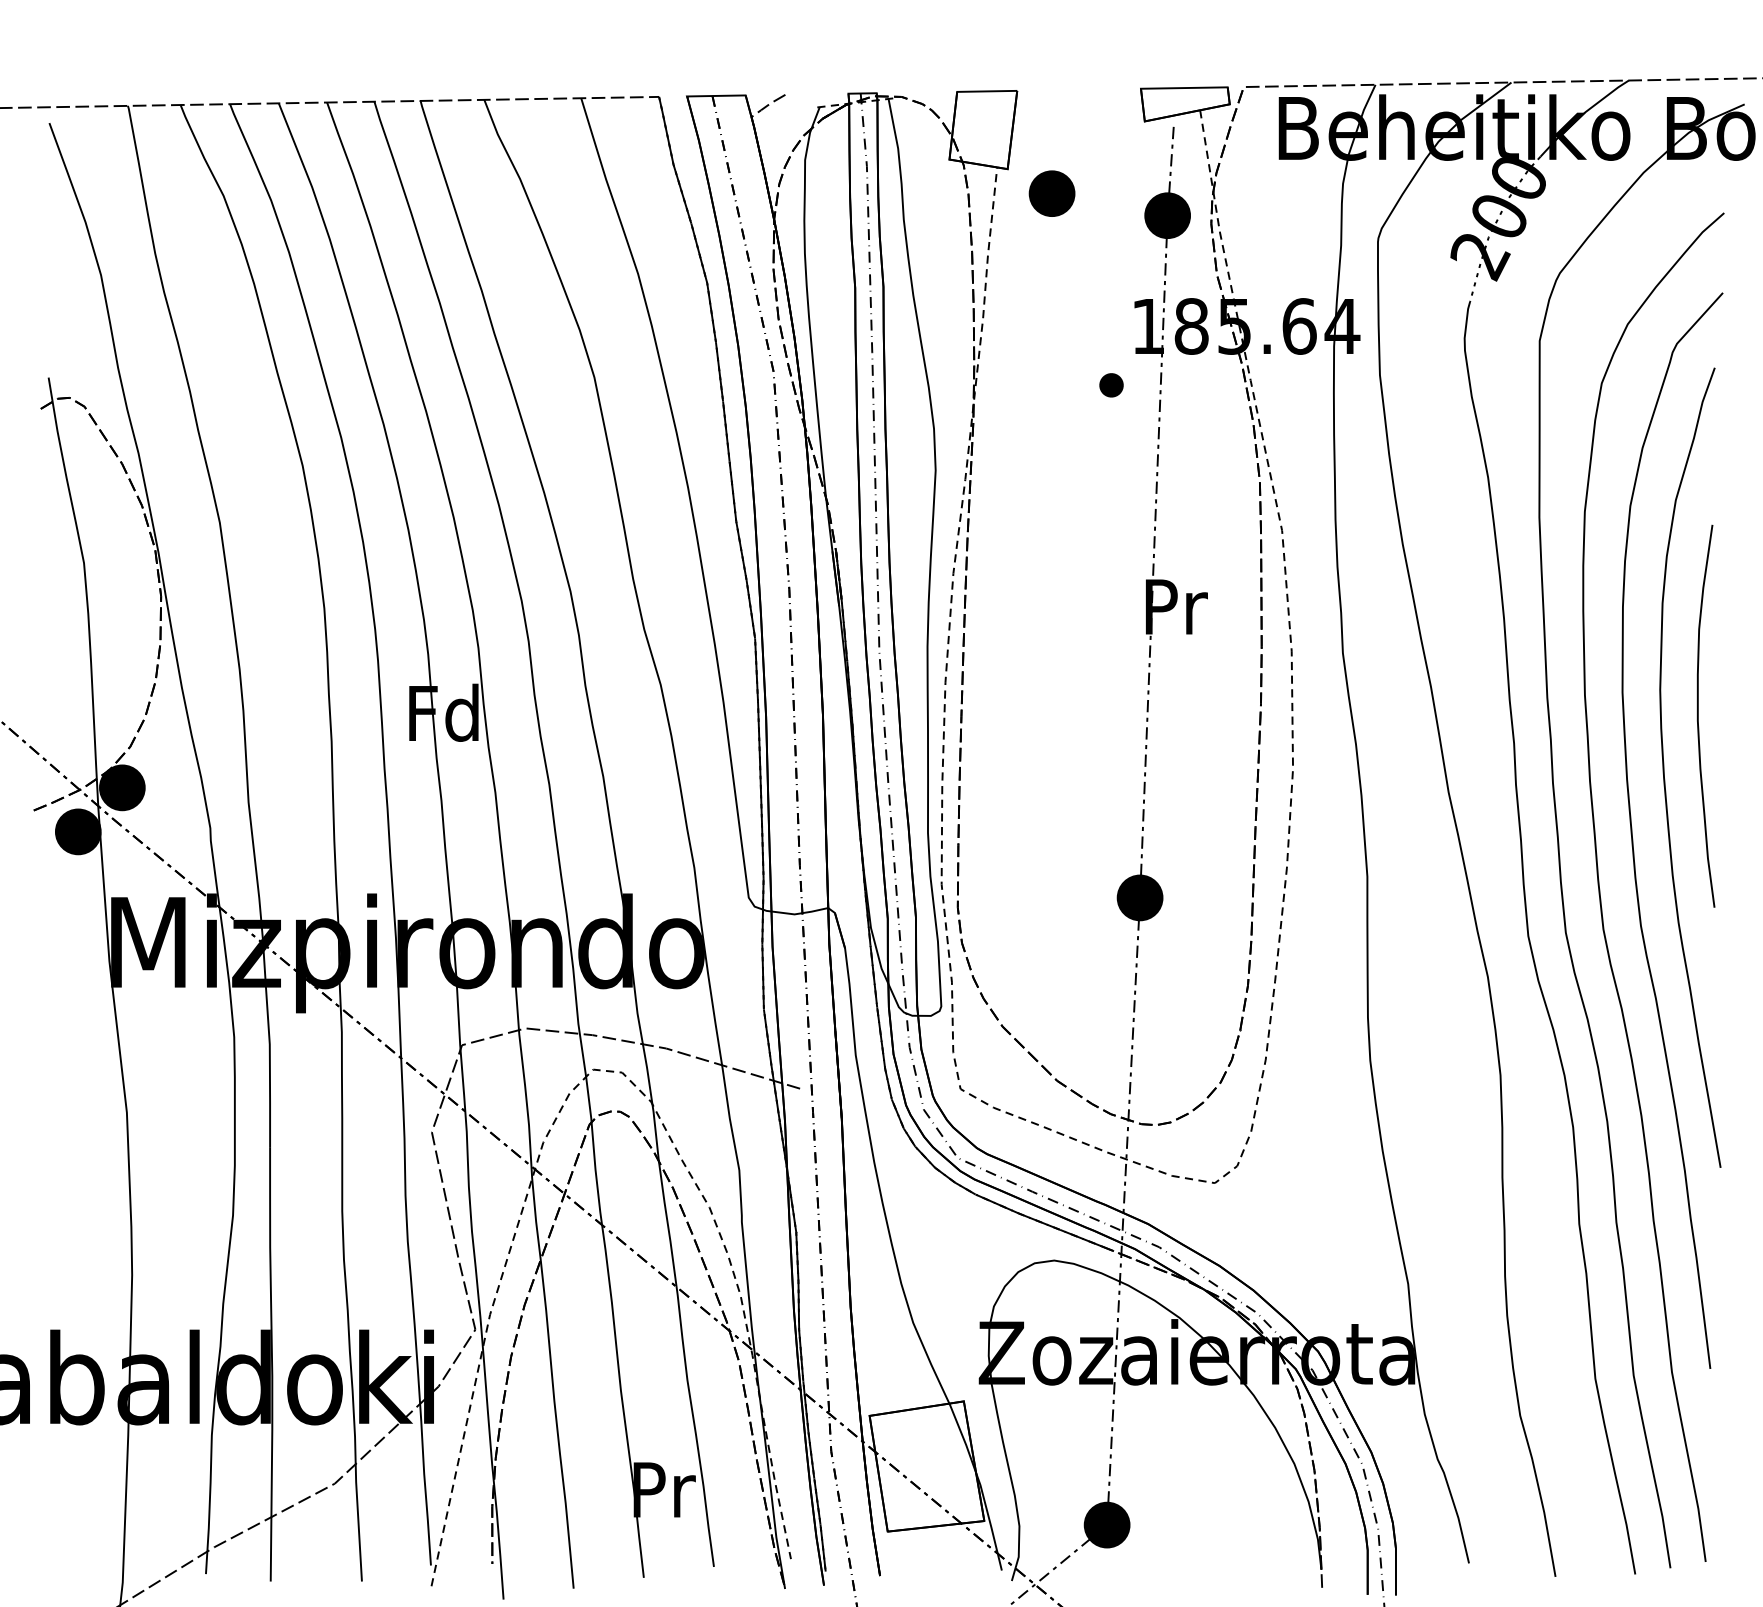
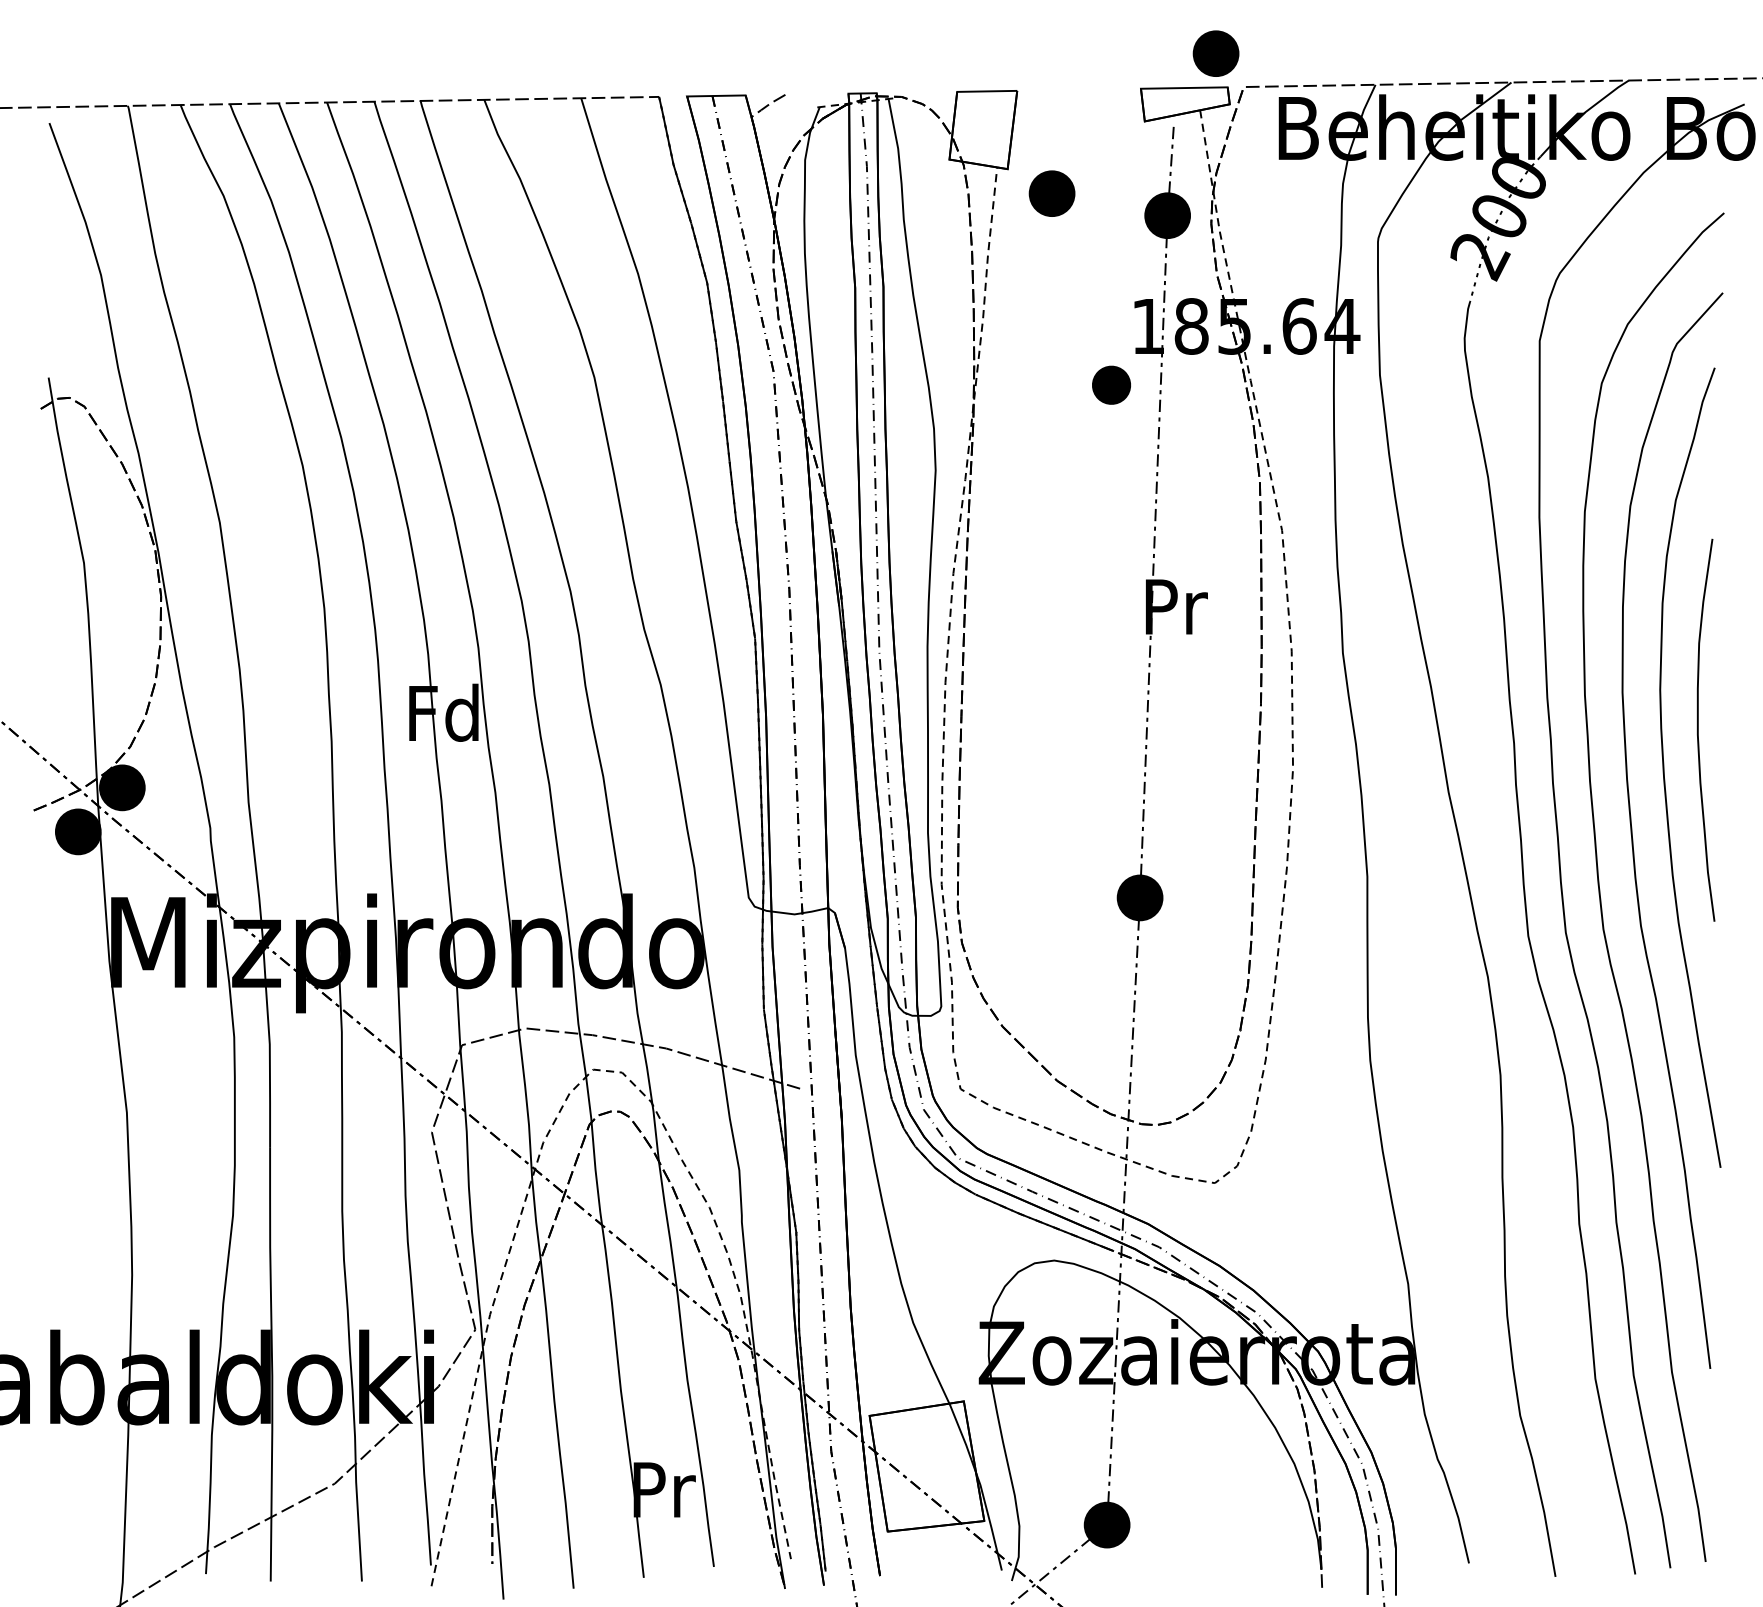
part: none -> present (1215, 53)
part size: 25x25 px -> 39x40 px (1111, 384)
curve position: (1698, 715) -> (1698, 729) (1698, 729)
